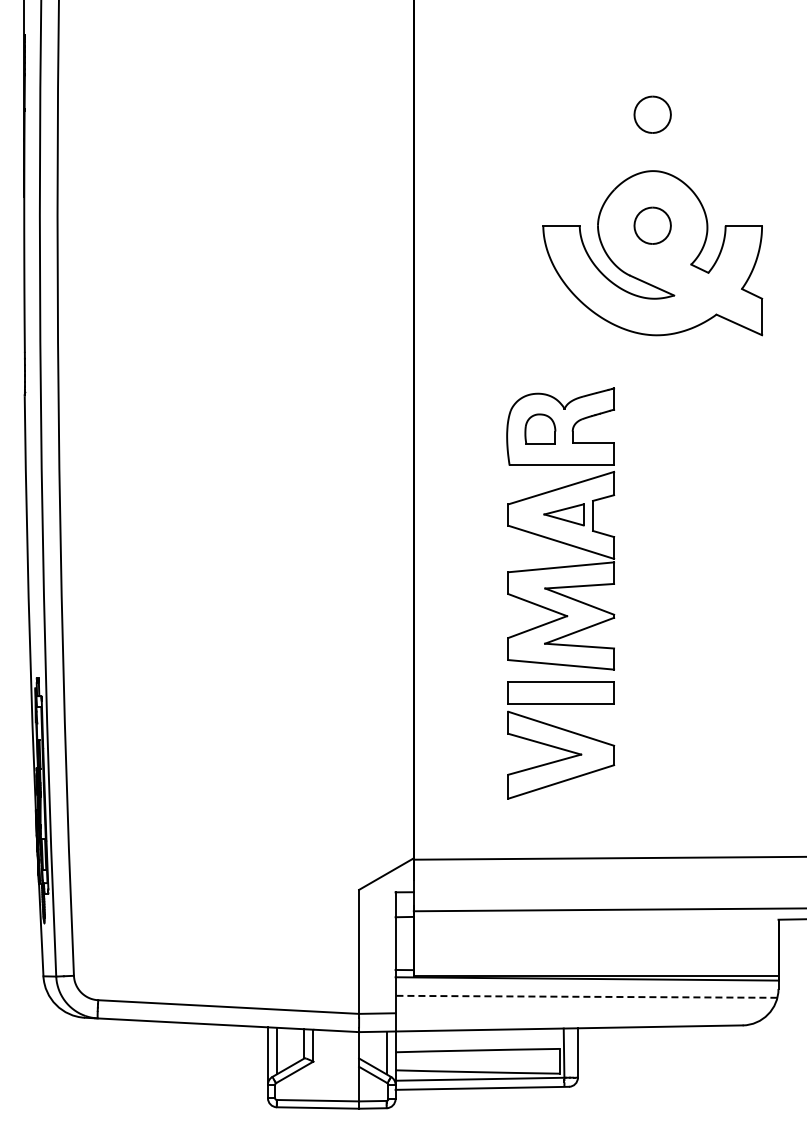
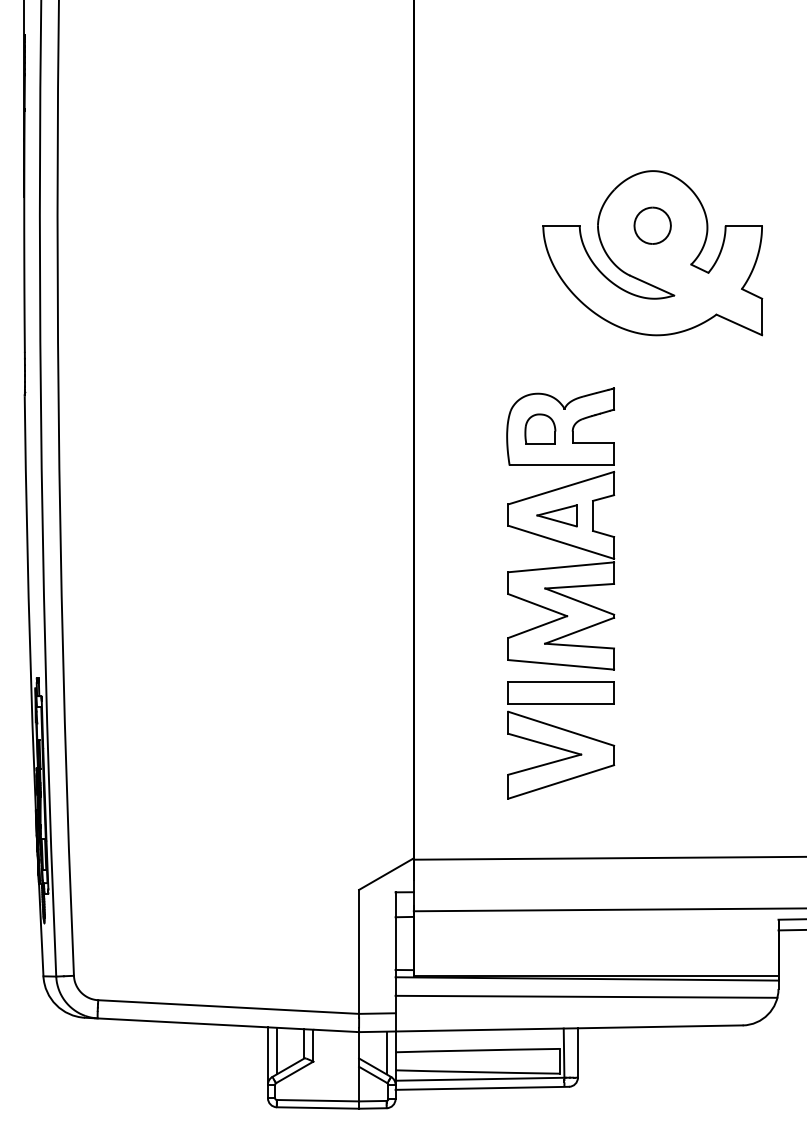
part: present -> none (652, 114)
part position: (563, 514) -> (556, 515) (556, 515)
line: none -> present (790, 929)
line: dashed -> solid (586, 996)
